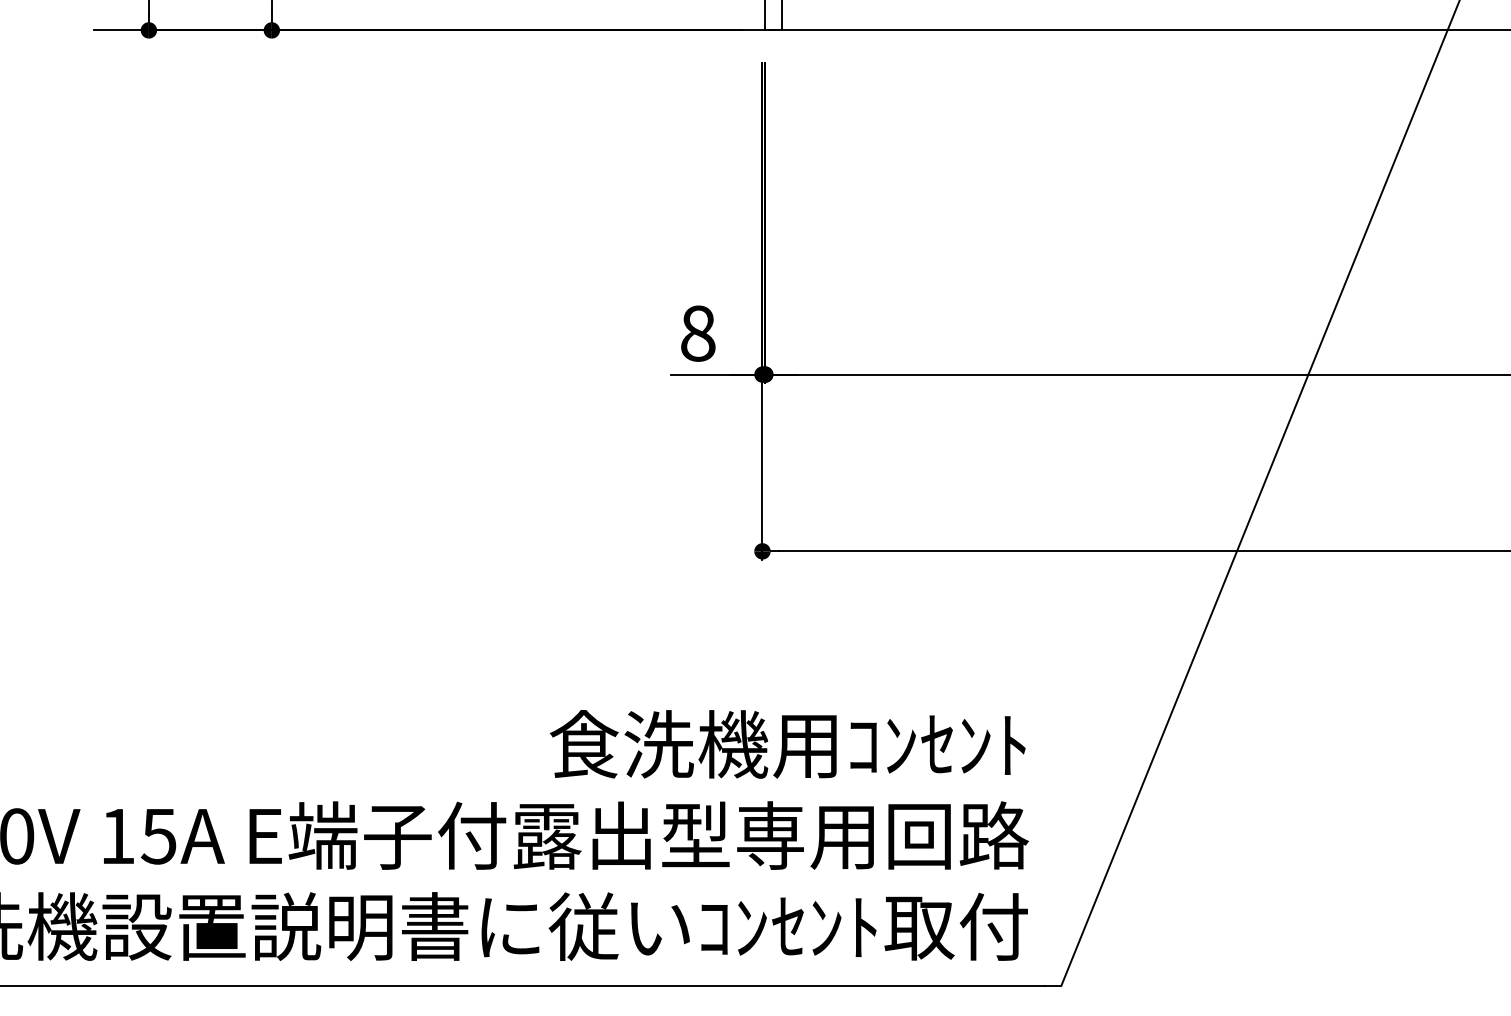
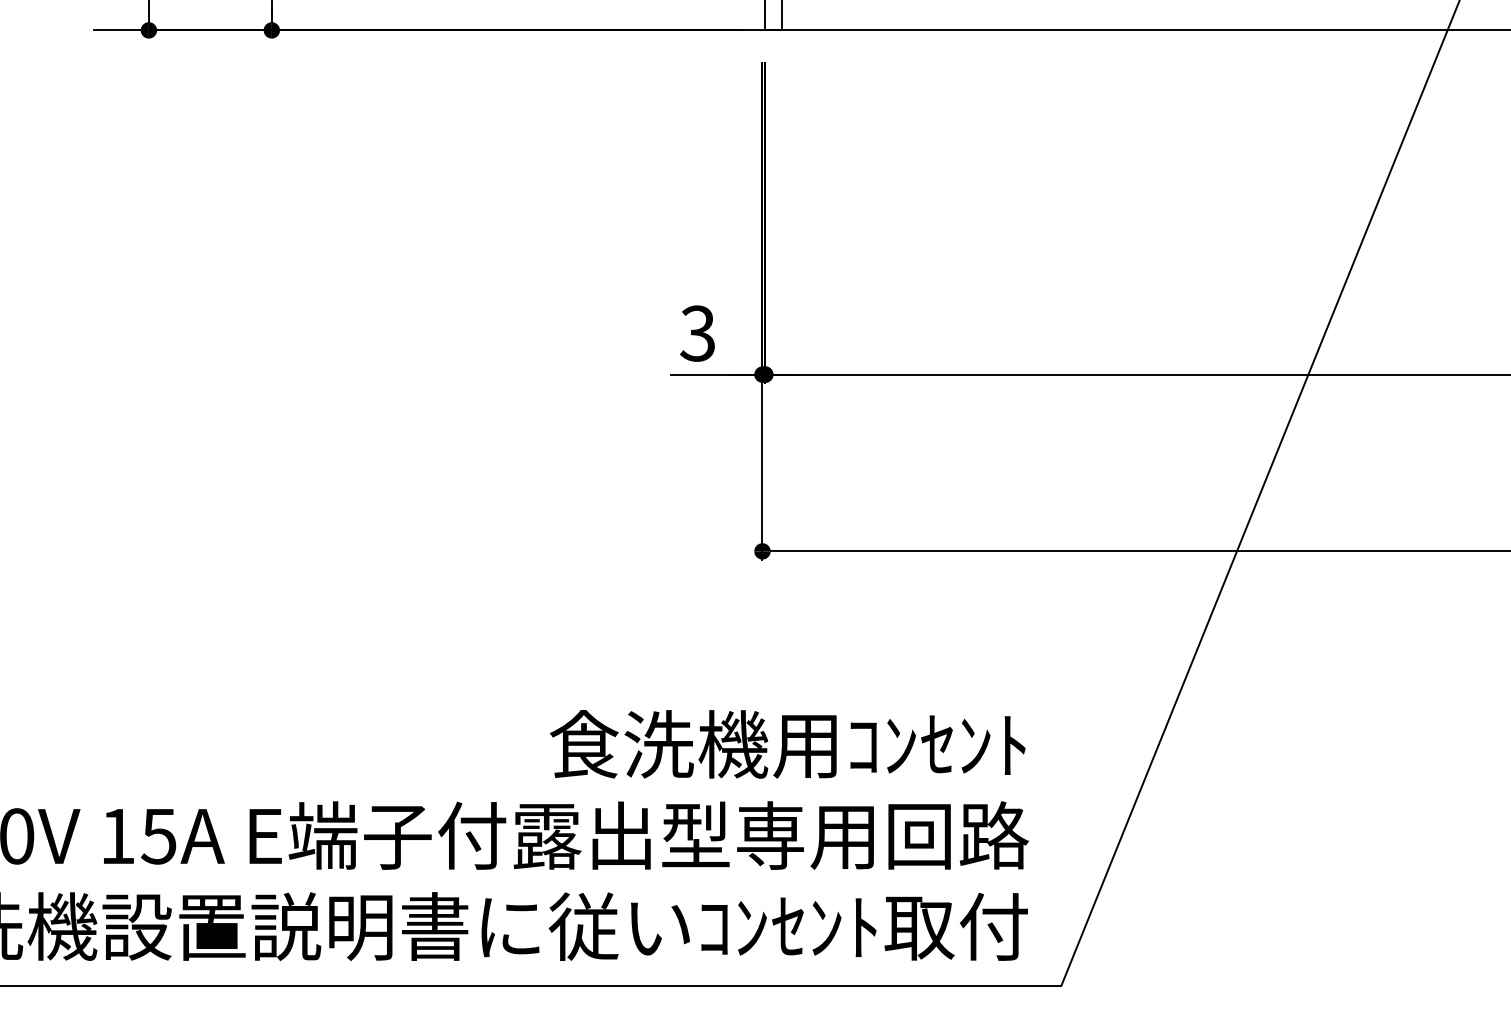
text: 8 -> 3 (697, 333)
